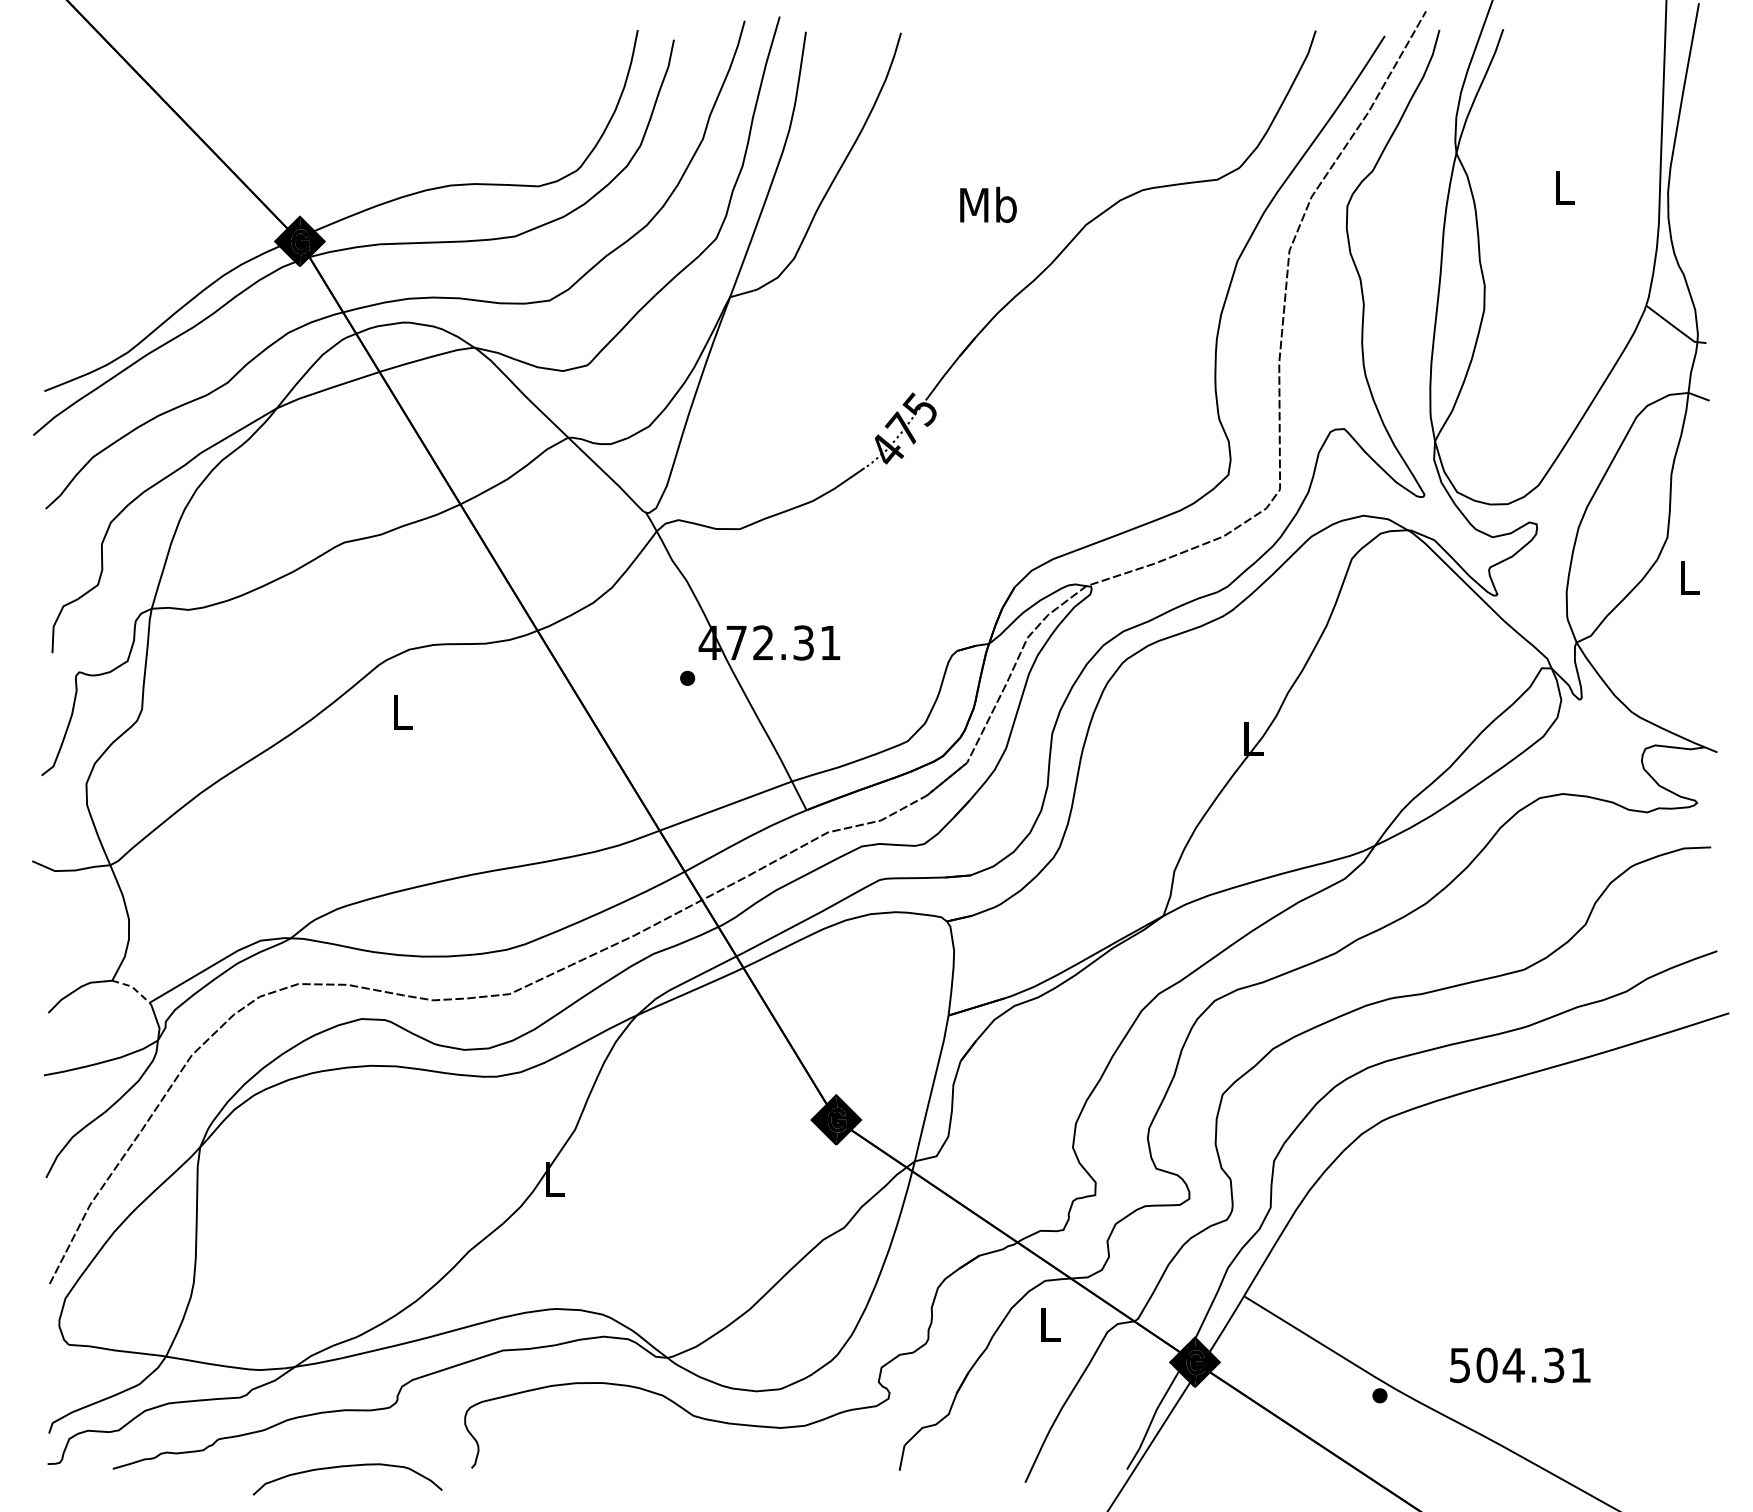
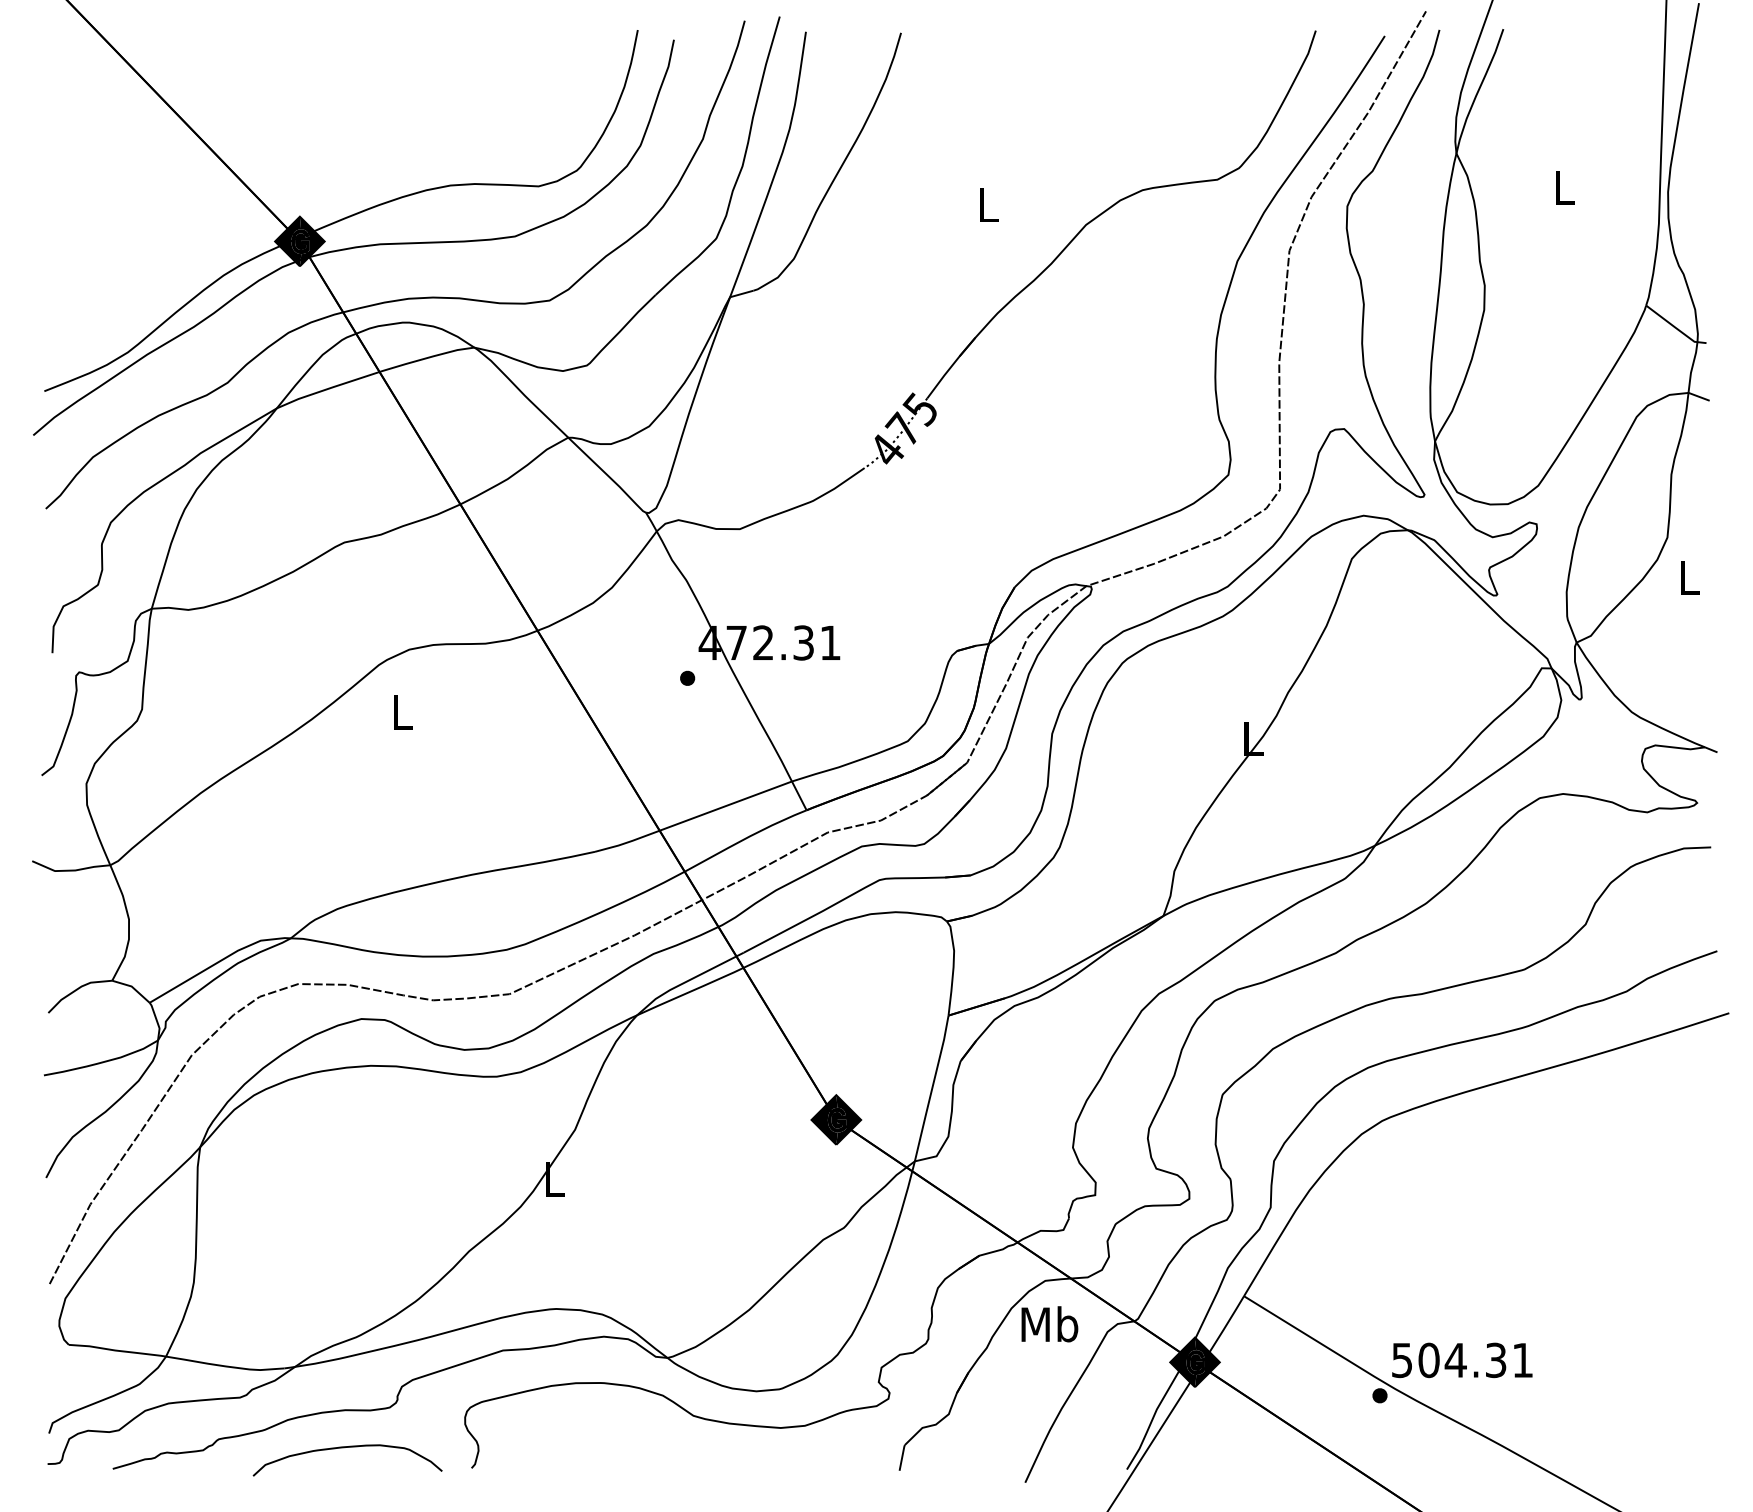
text: Mb -> L (988, 204)
line: dashed -> solid (133, 987)
text: L -> Mb (1049, 1324)
text position: (1520, 1365) -> (1462, 1360) (1462, 1360)
curve position: (344, 1467) -> (344, 1448) (344, 1448)
